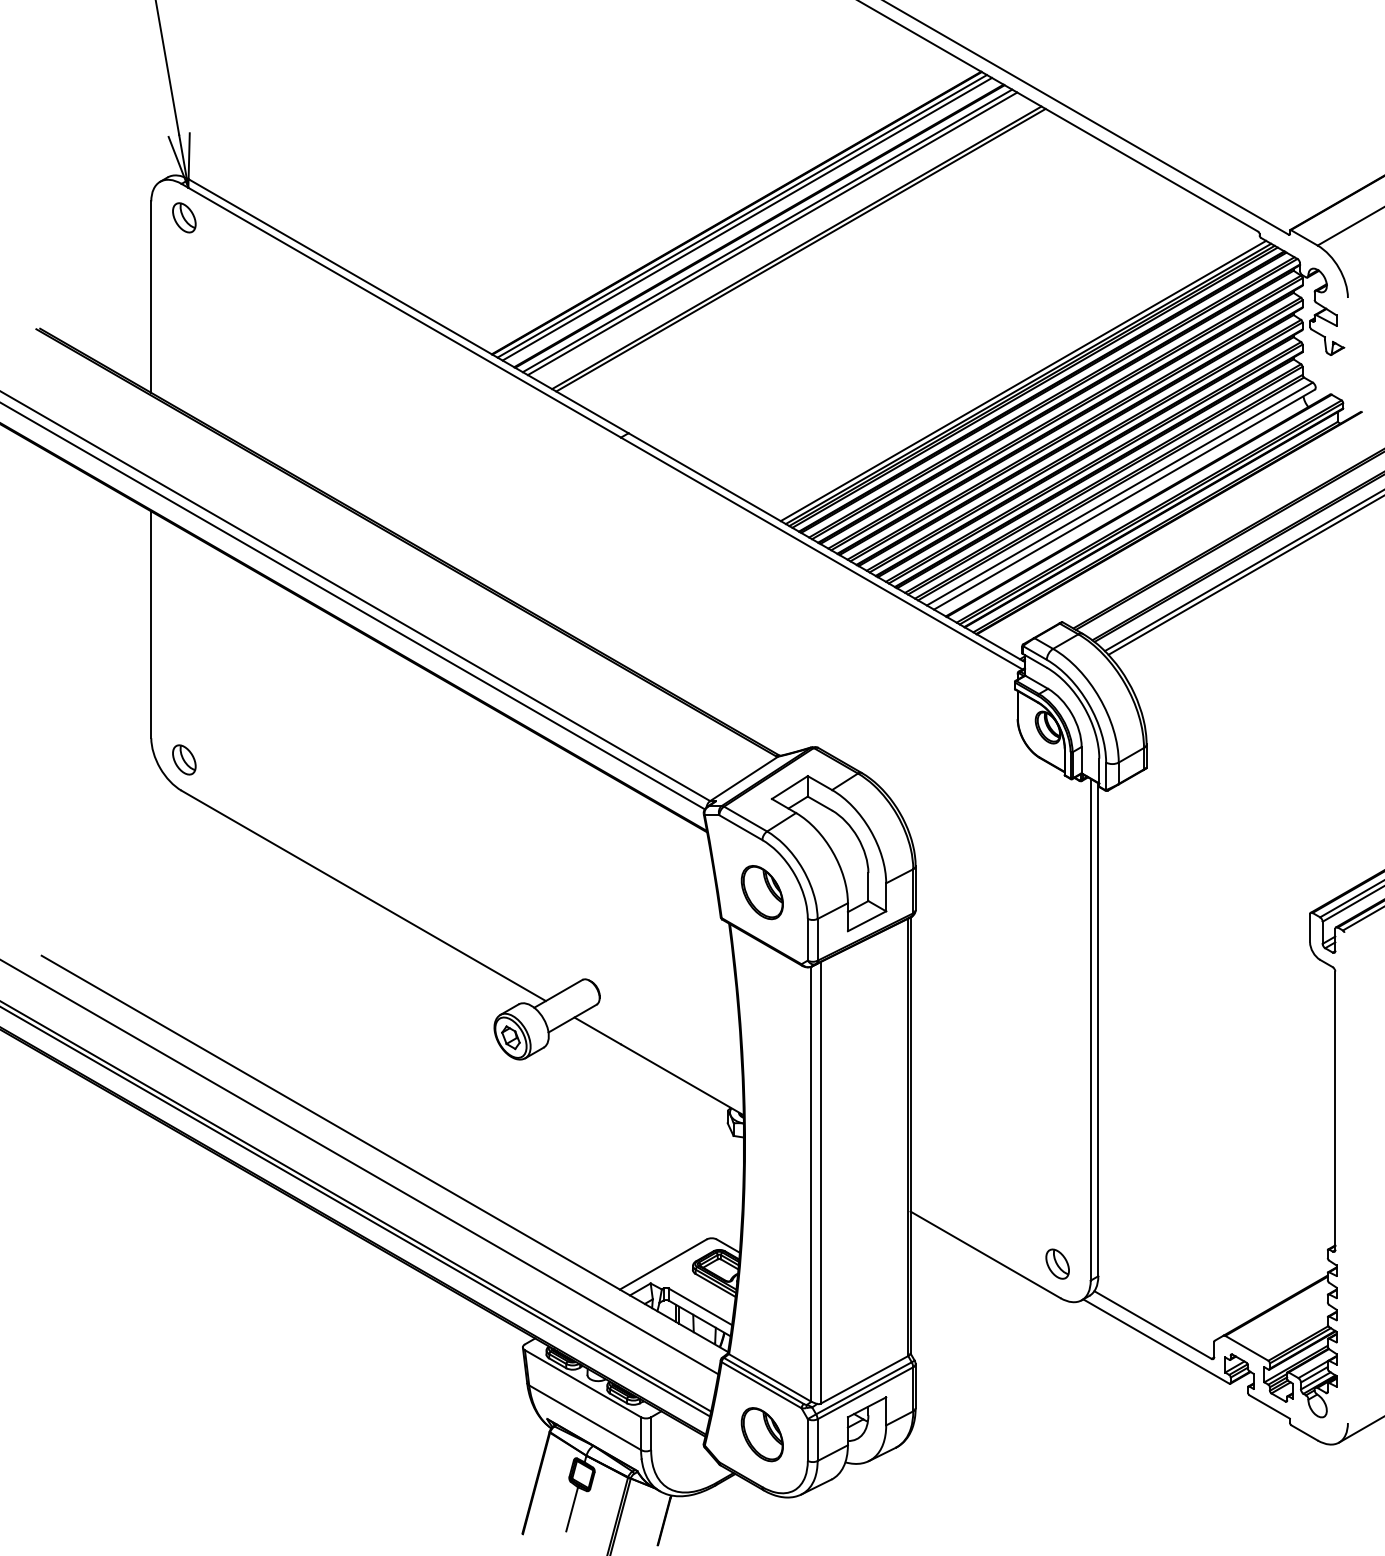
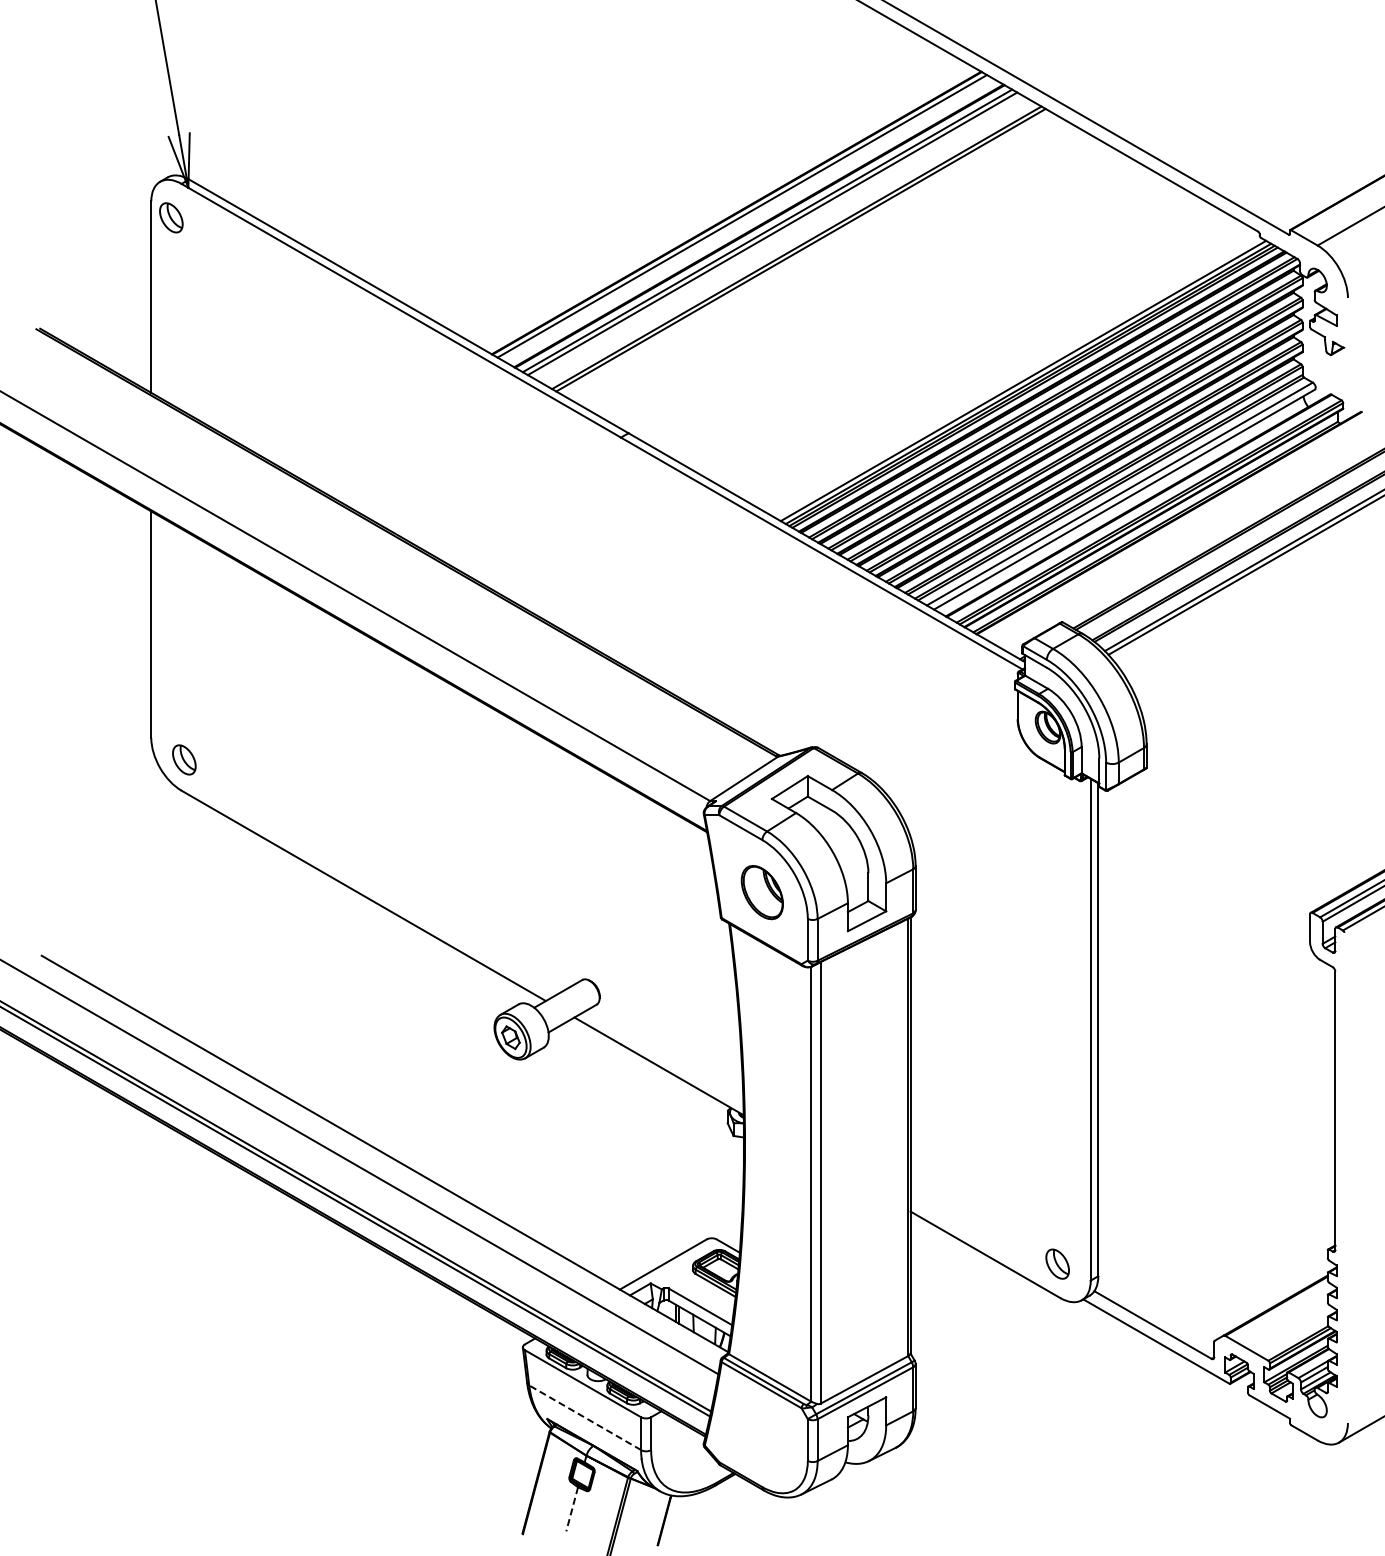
part position: (184, 217) -> (171, 217) (171, 217)
line: present -> none (747, 218)
line: present -> none (353, 606)
line: solid -> dashed (585, 1417)
part: present -> none (761, 1434)
line: solid -> dashed (572, 1509)
